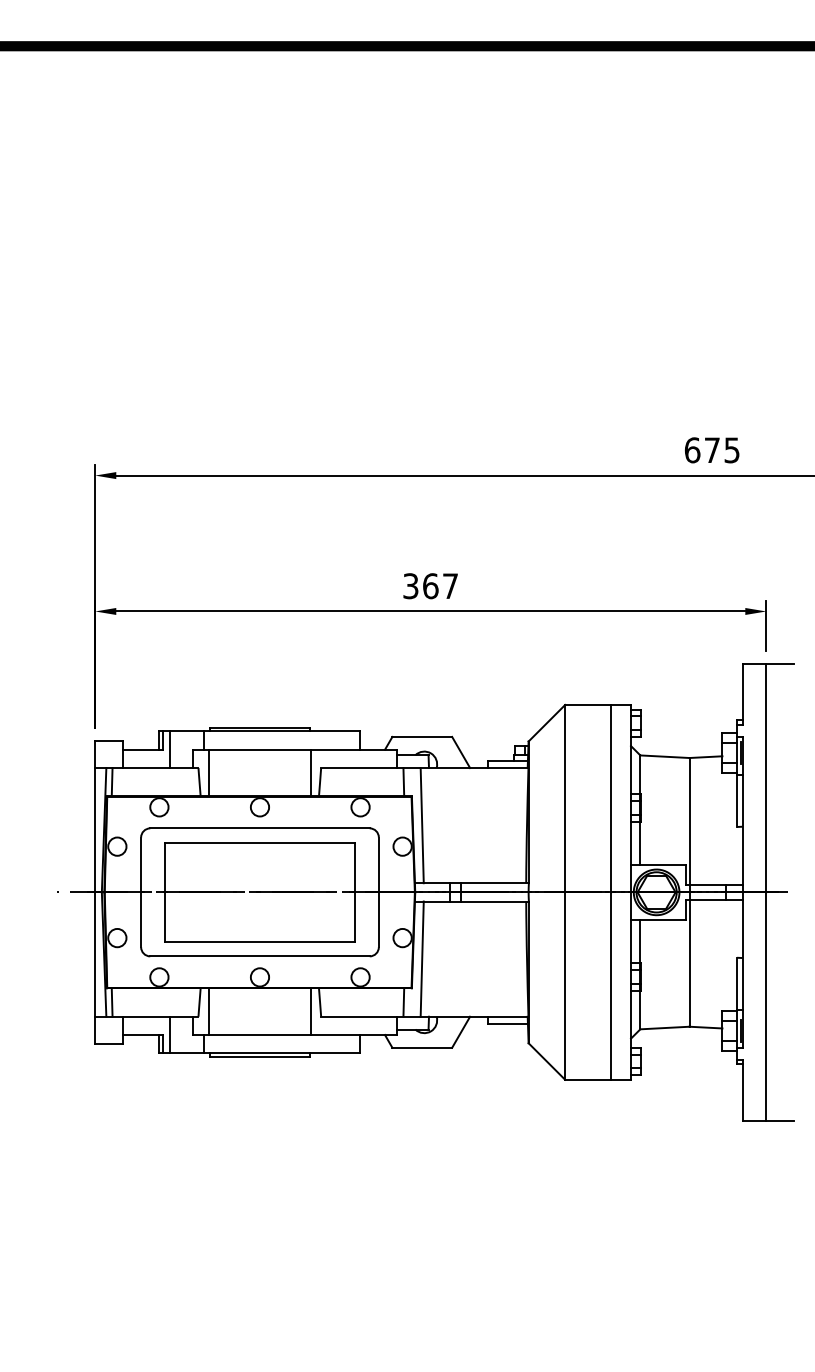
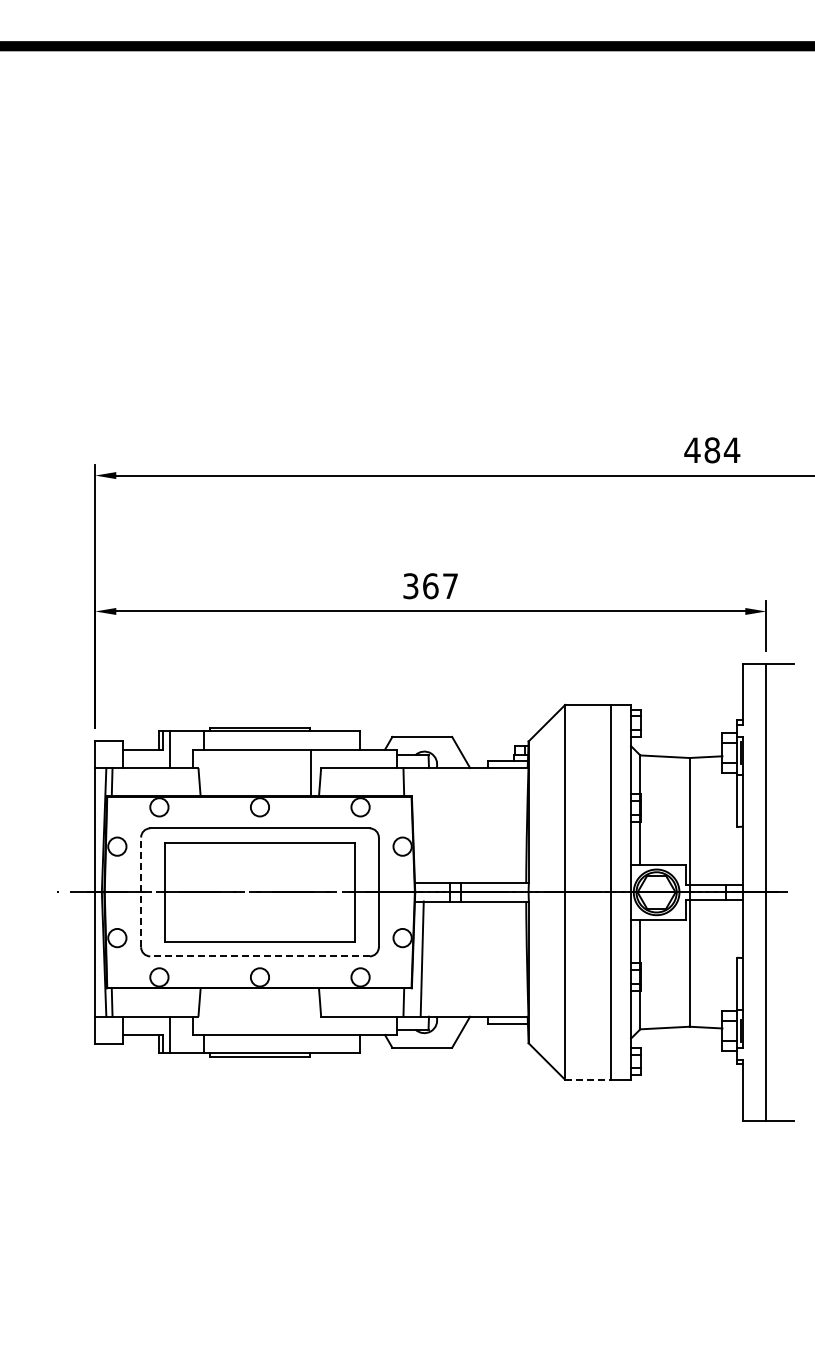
text: 675 -> 484 (712, 450)
line: present -> none (208, 772)
line: present -> none (421, 825)
line: solid -> dashed (141, 892)
line: solid -> dashed (260, 956)
line: present -> none (208, 1011)
line: present -> none (310, 1011)
line: solid -> dashed (588, 1079)
